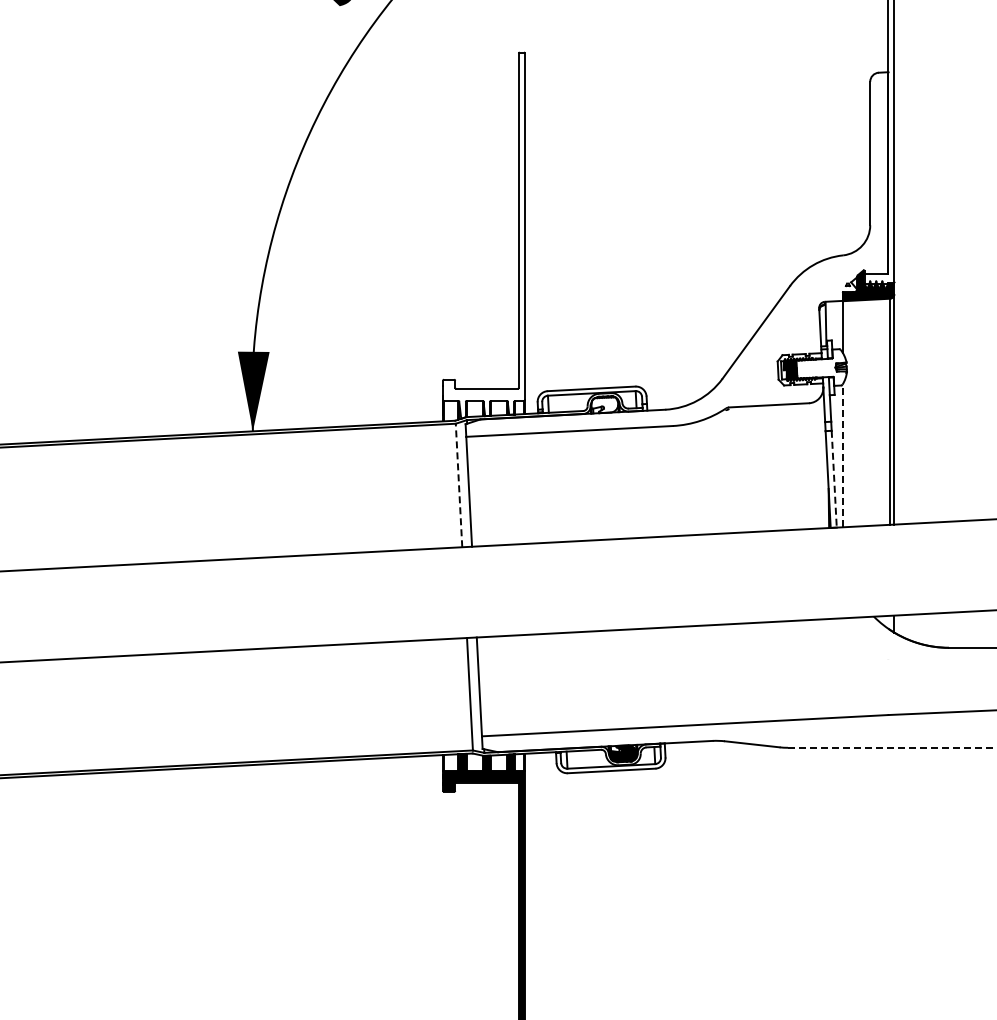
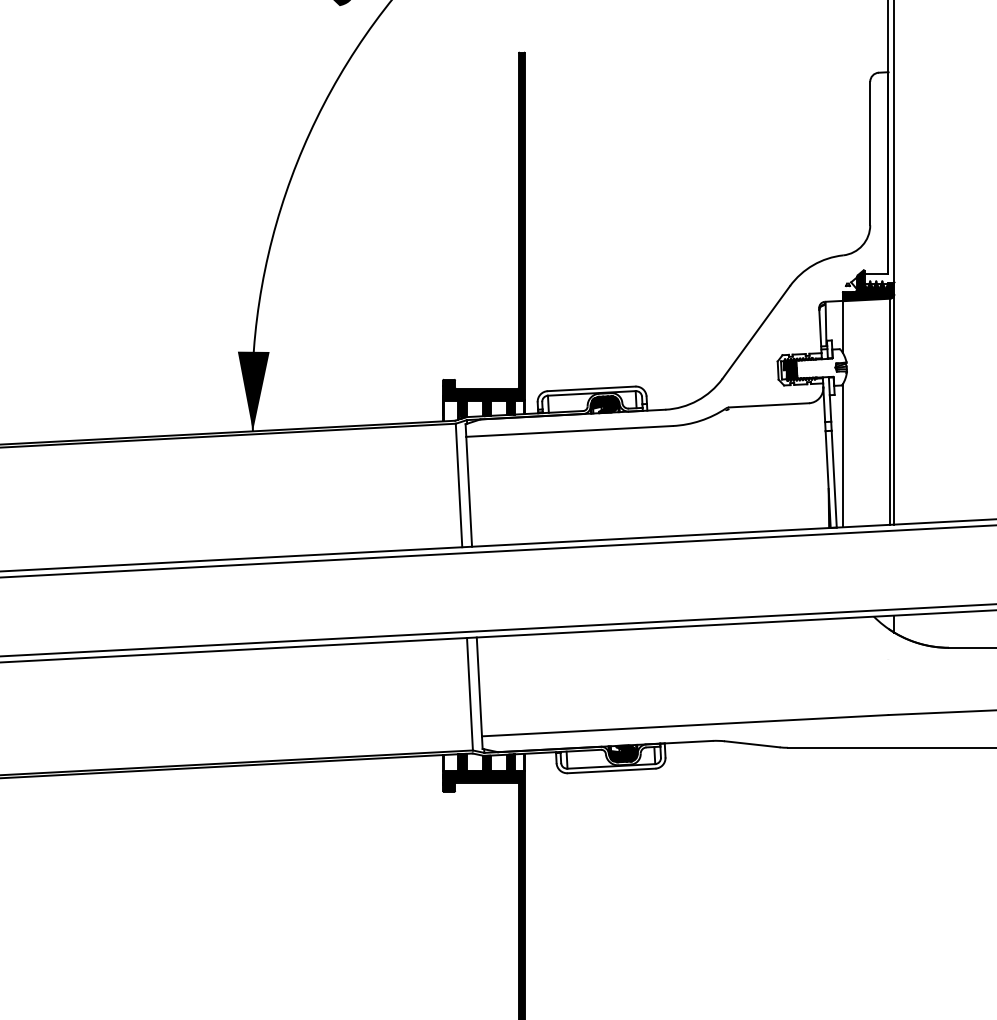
fill: none -> present (483, 235)
fill: none -> present (604, 404)
line: dashed -> solid (842, 455)
line: dashed -> solid (834, 479)
line: dashed -> solid (459, 485)
line: none -> present (497, 551)
line: none -> present (497, 630)
line: dashed -> solid (892, 747)
